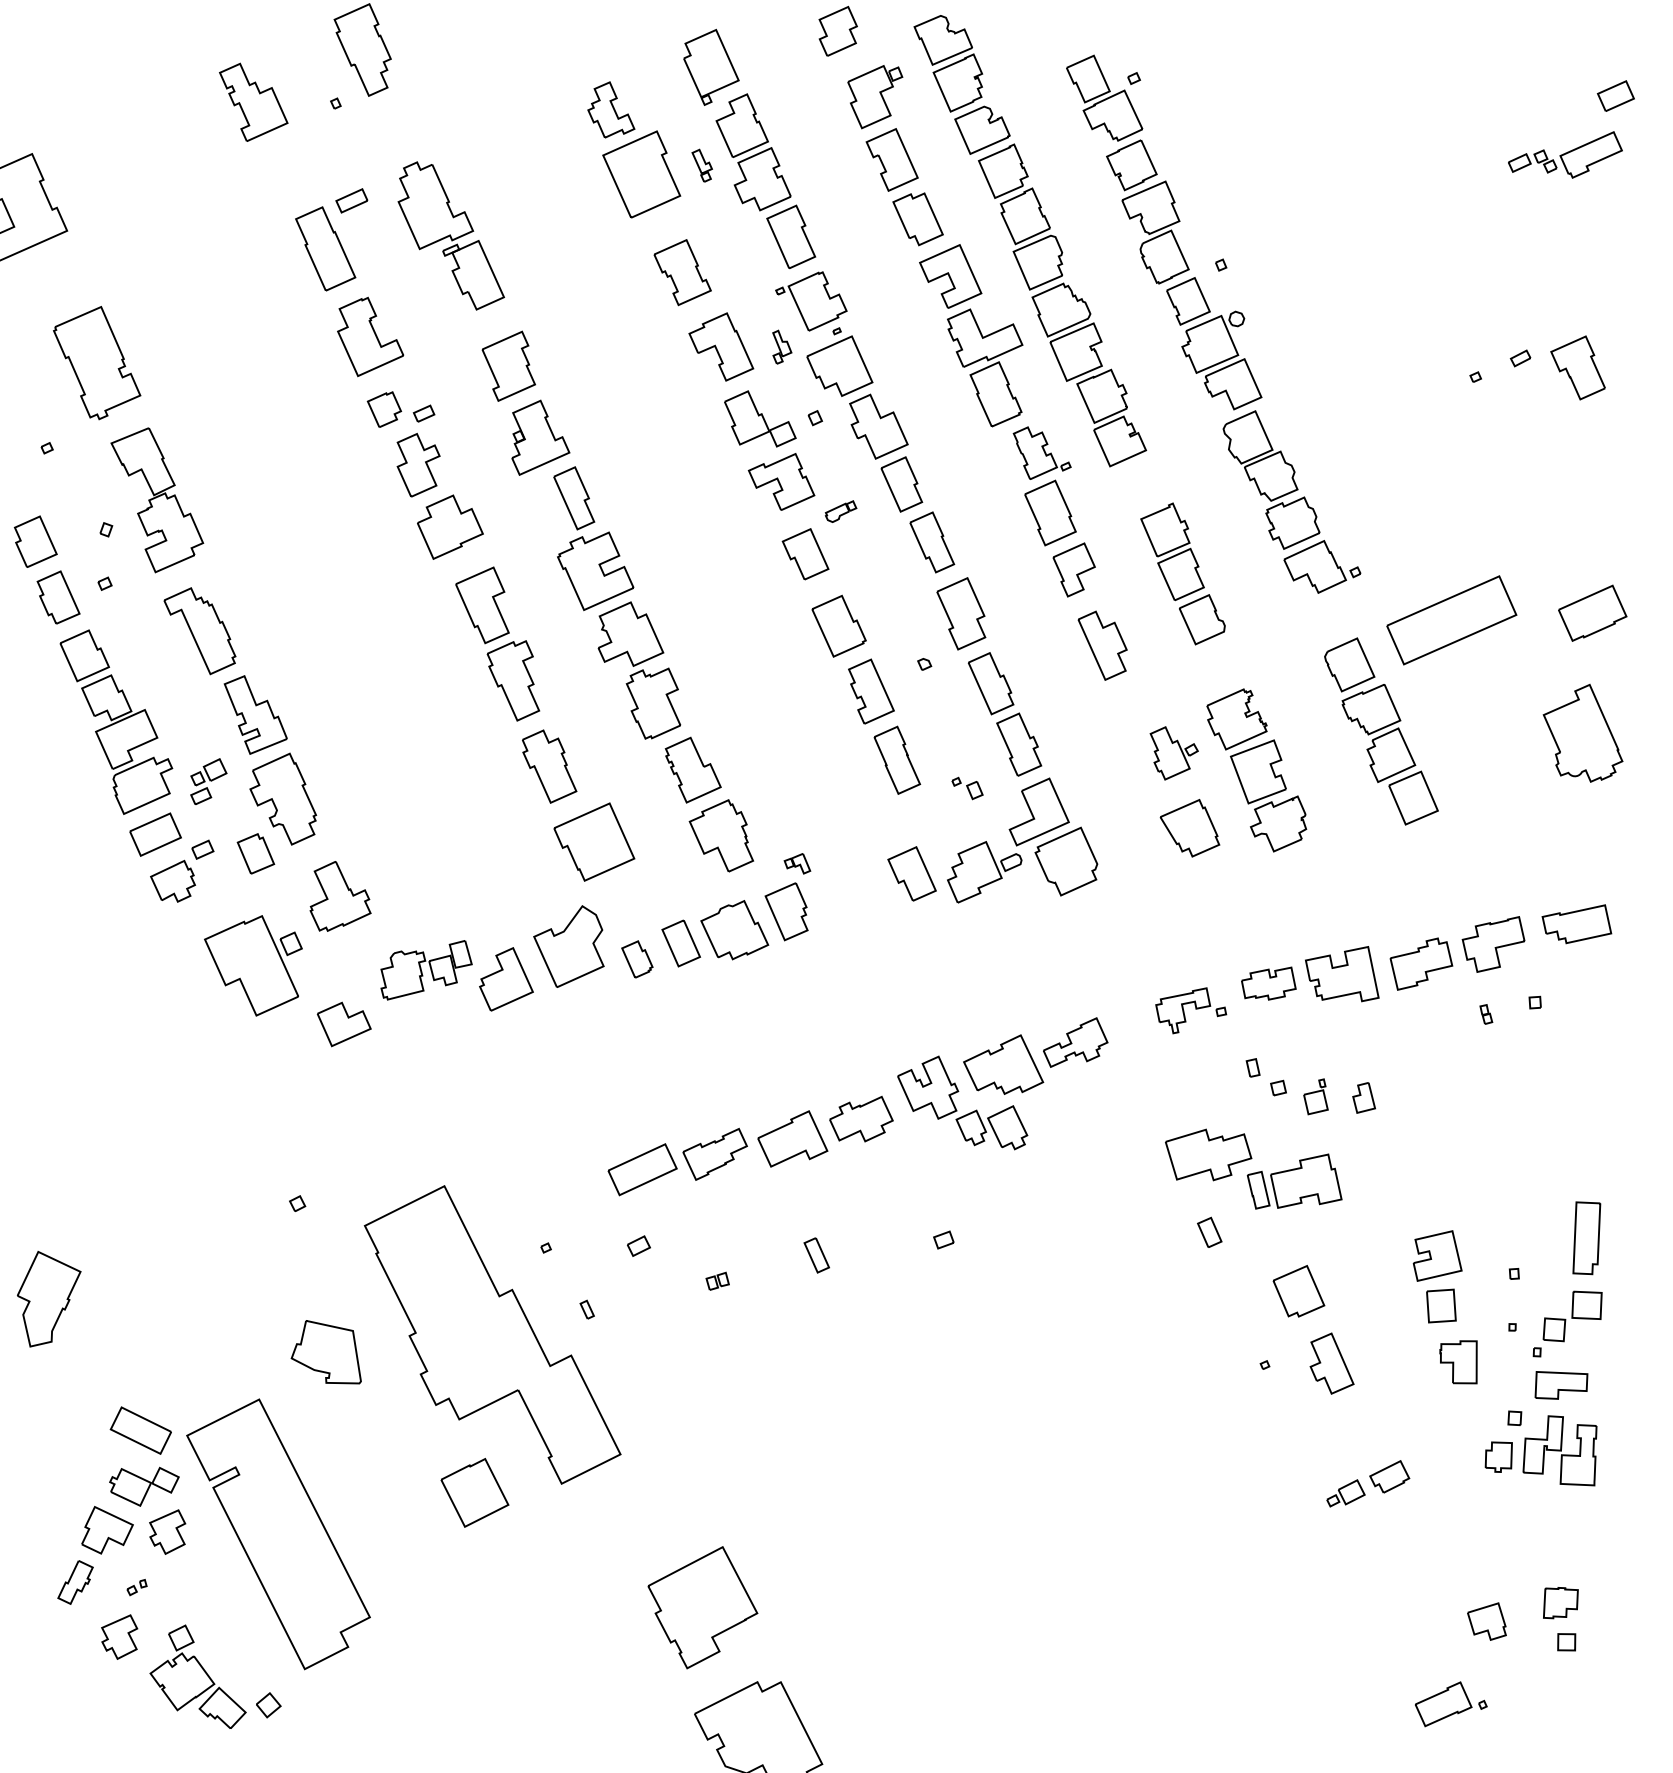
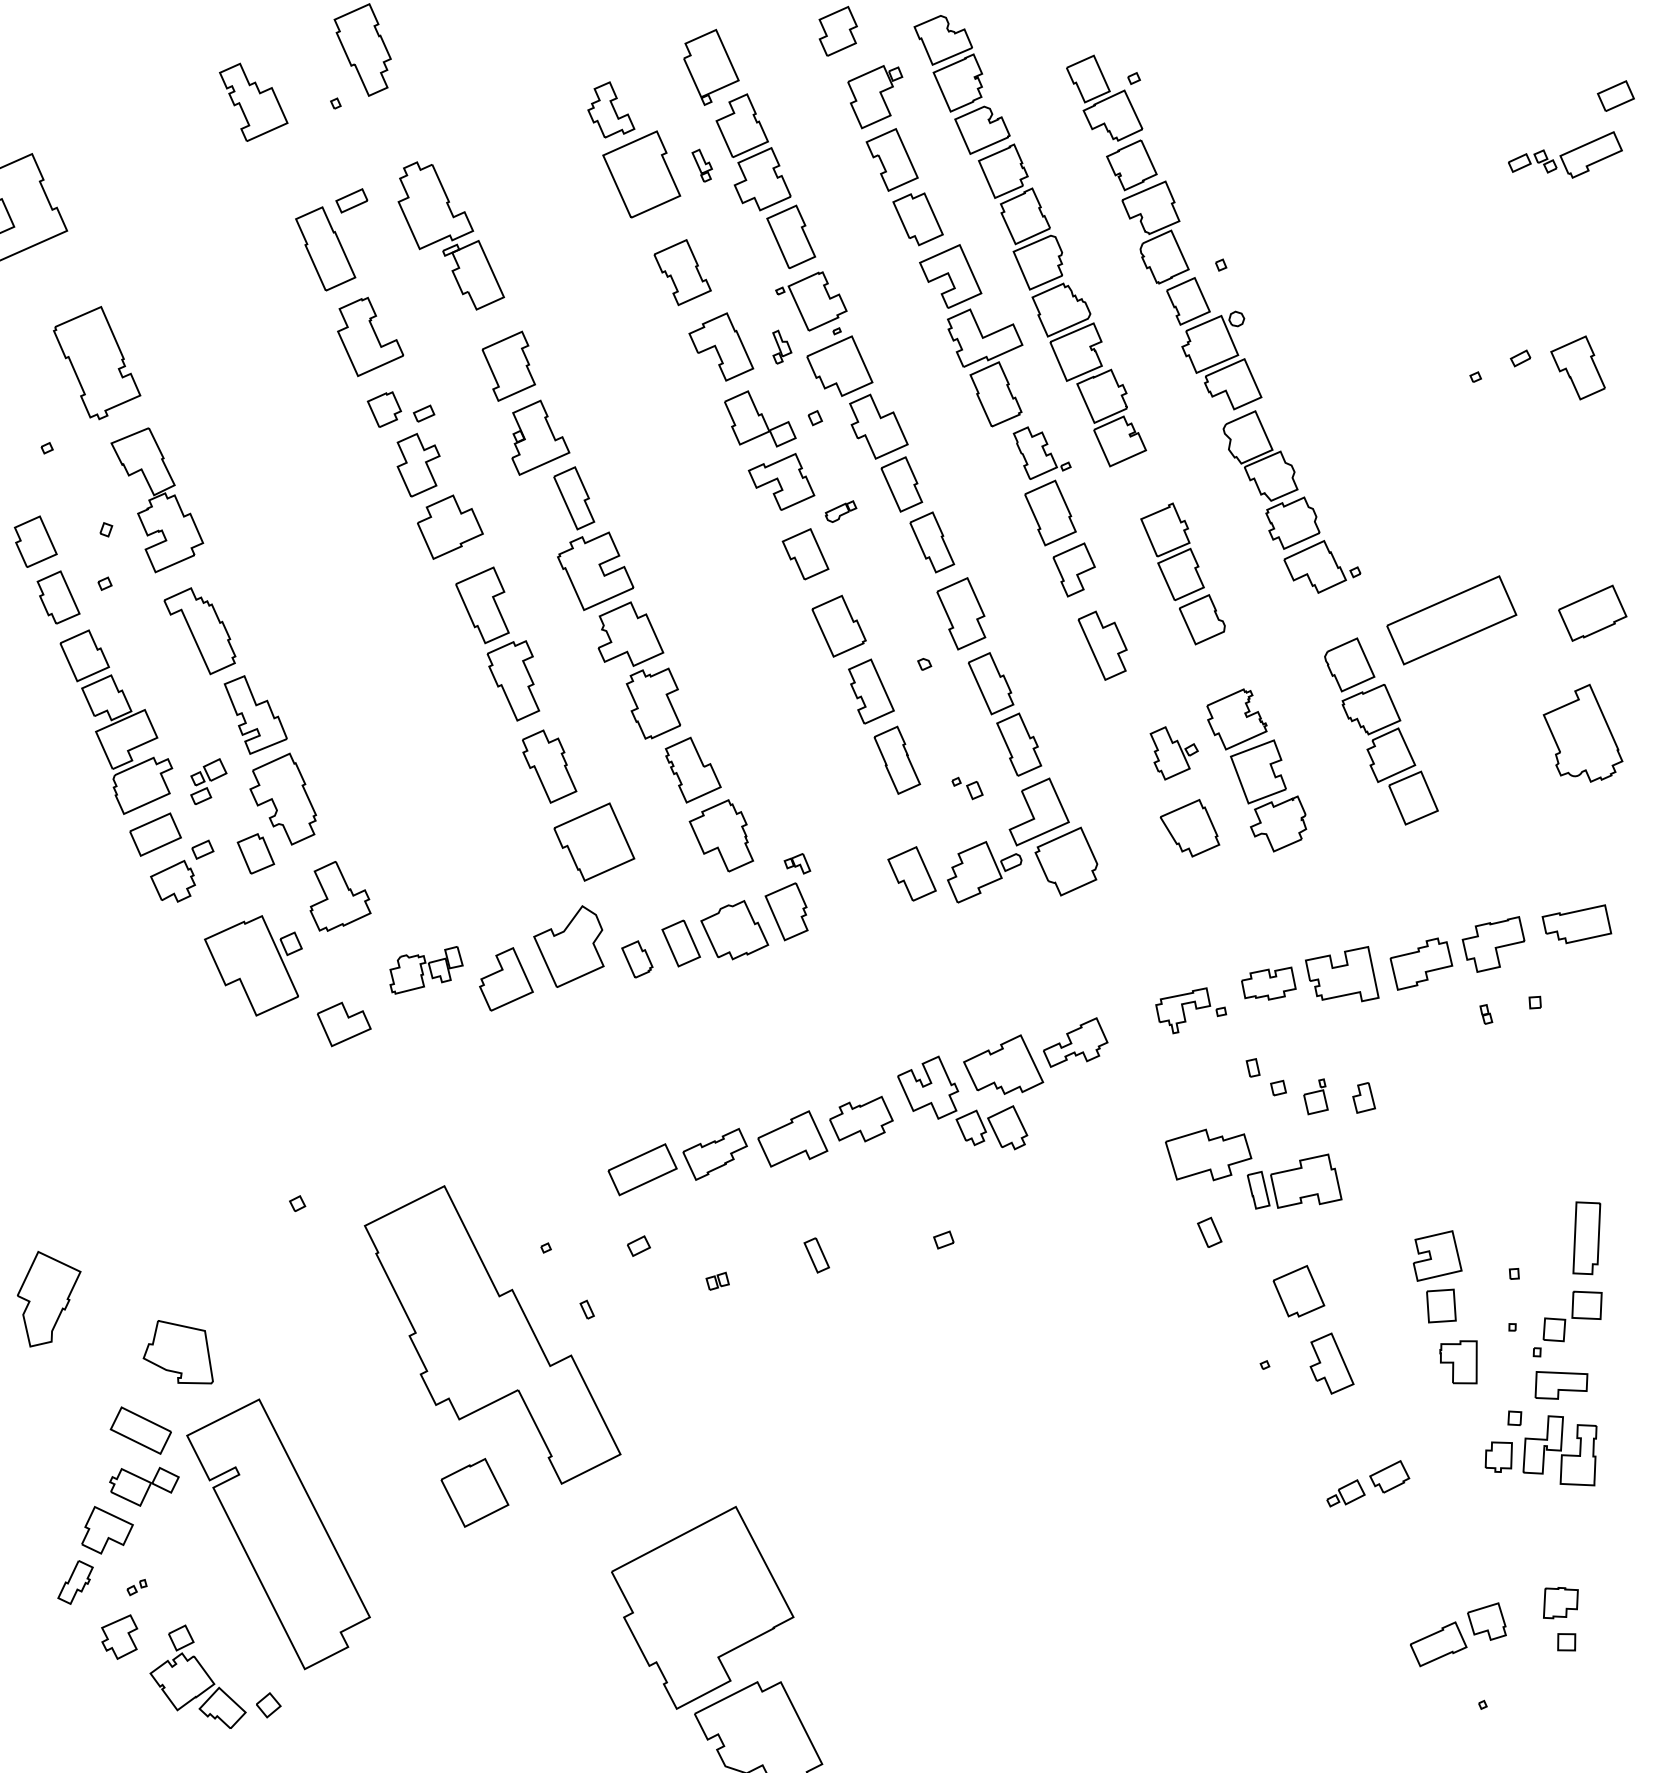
part size: 93x61 px -> 75x49 px (426, 970)
part position: (325, 1352) -> (177, 1352) (177, 1352)
part: present -> none (167, 1531)
part size: 112x124 px -> 184x205 px (702, 1607)
part position: (1443, 1704) -> (1438, 1644) (1438, 1644)
